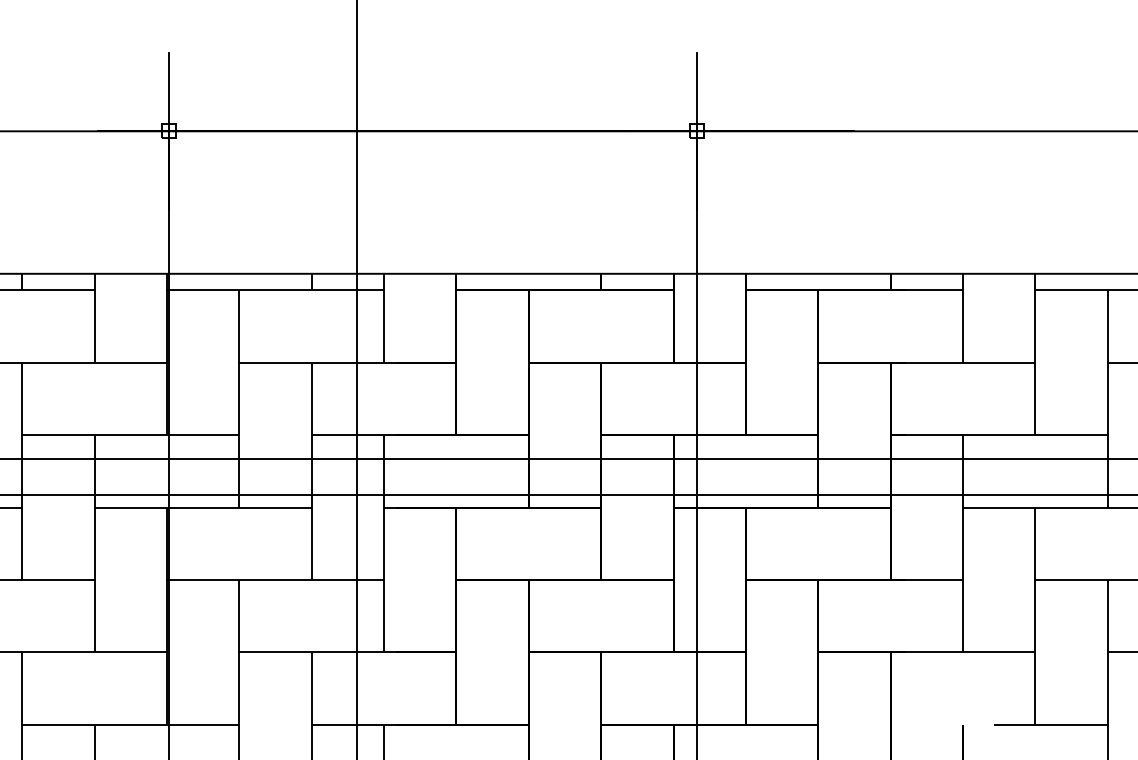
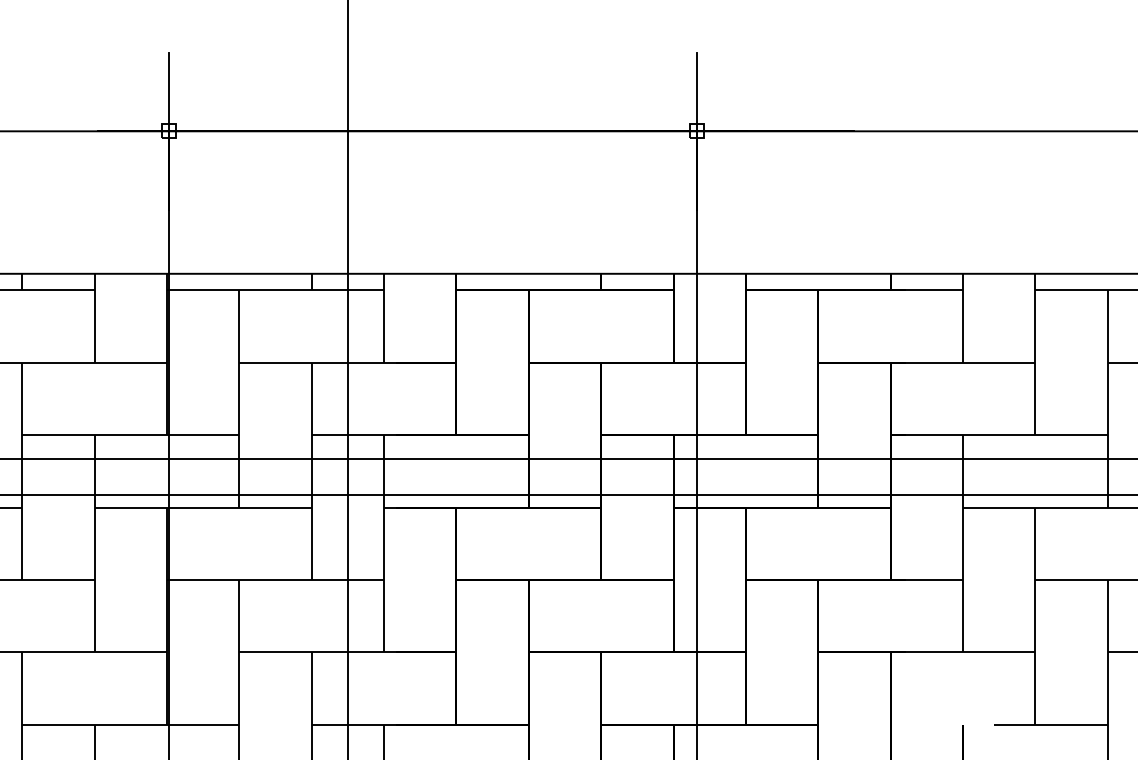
line position: (356, 379) -> (347, 379) (347, 379)
